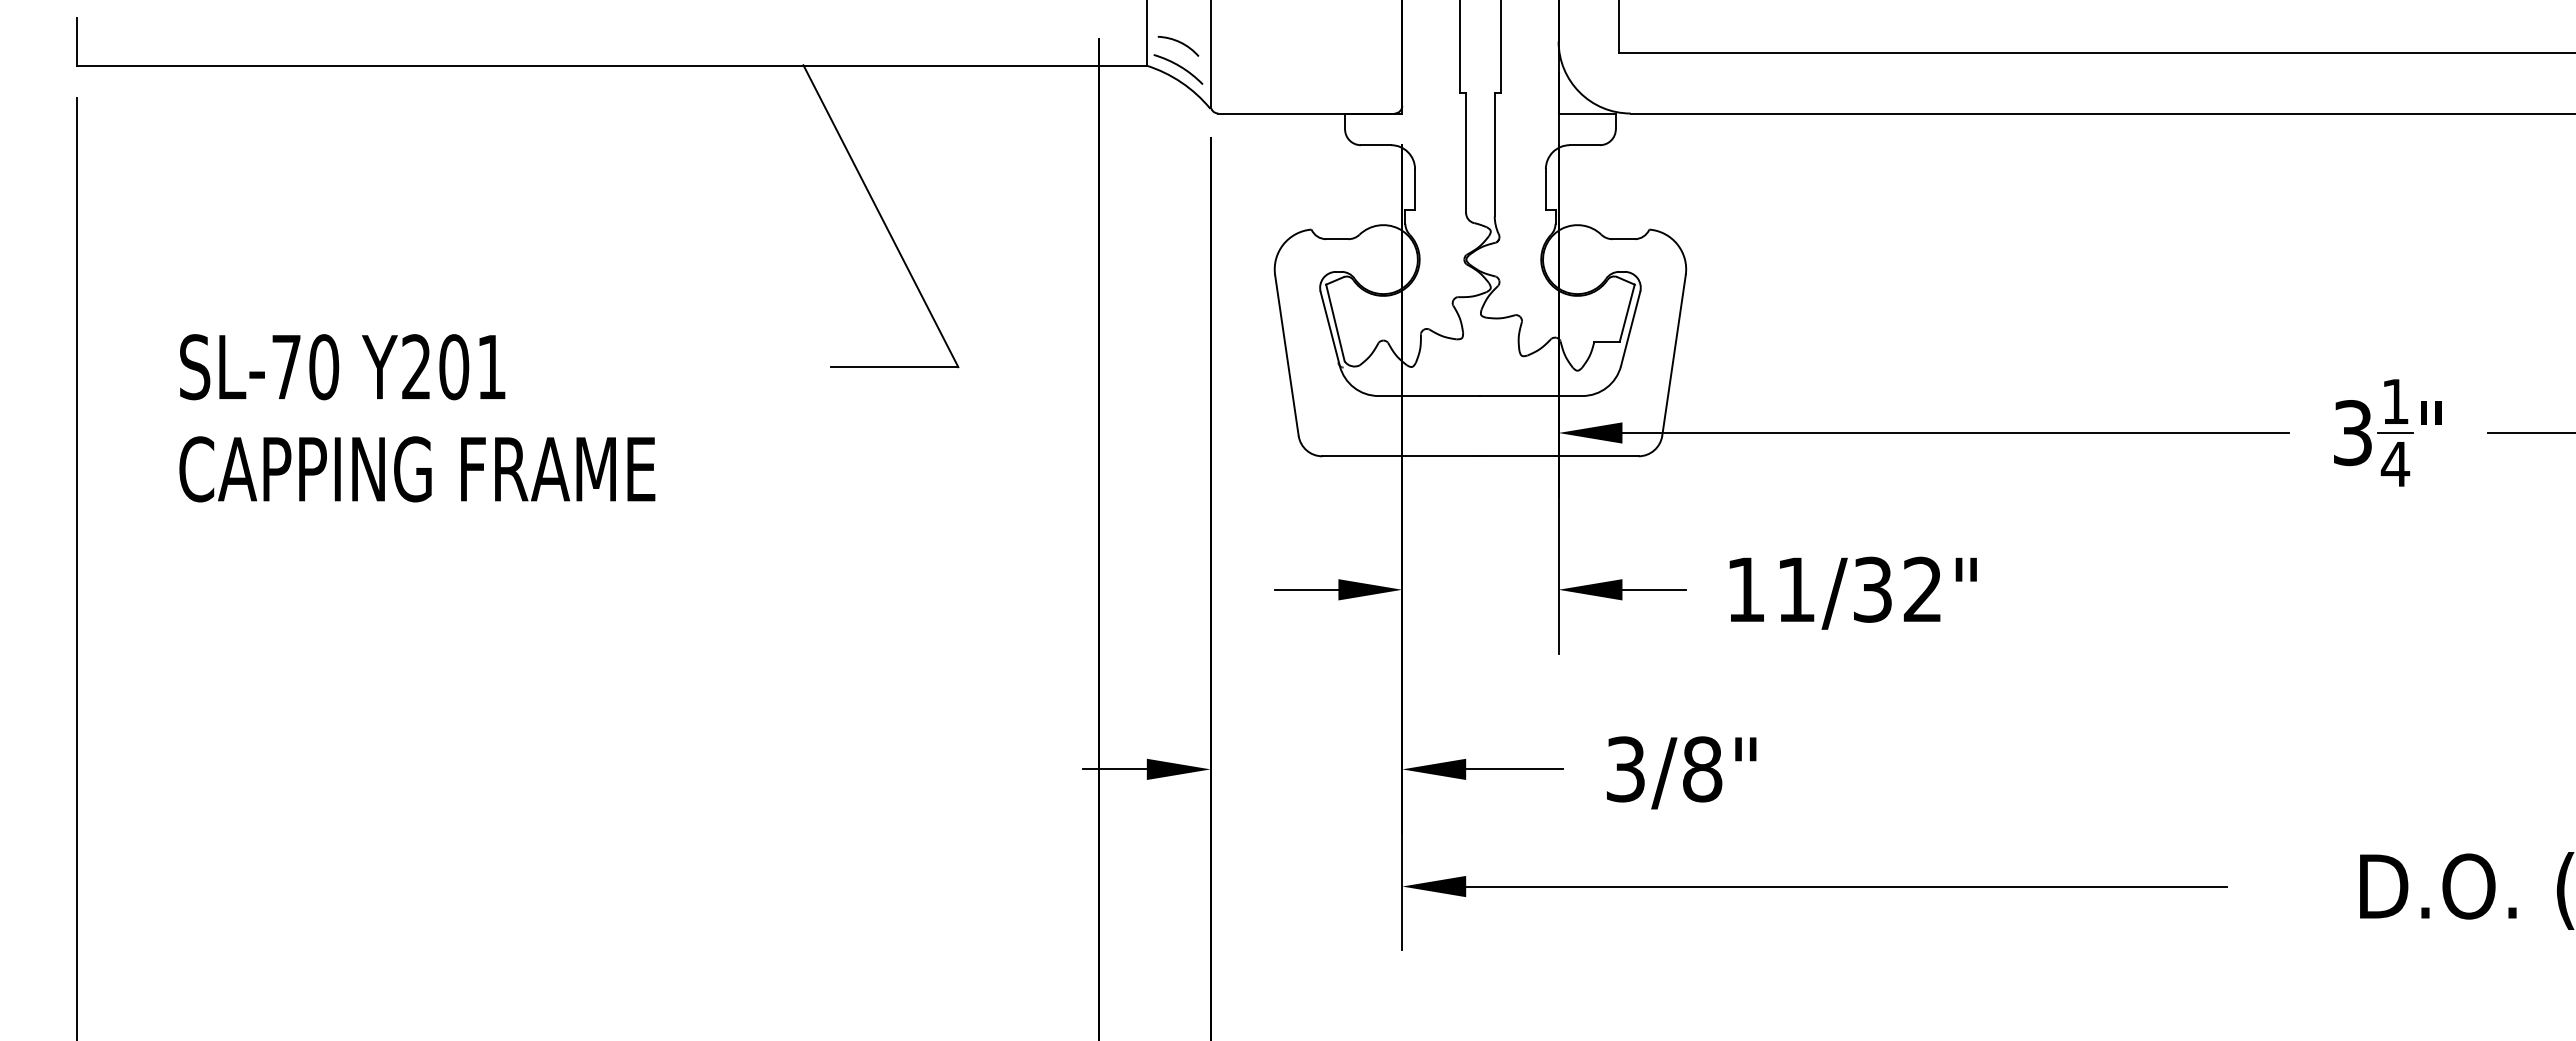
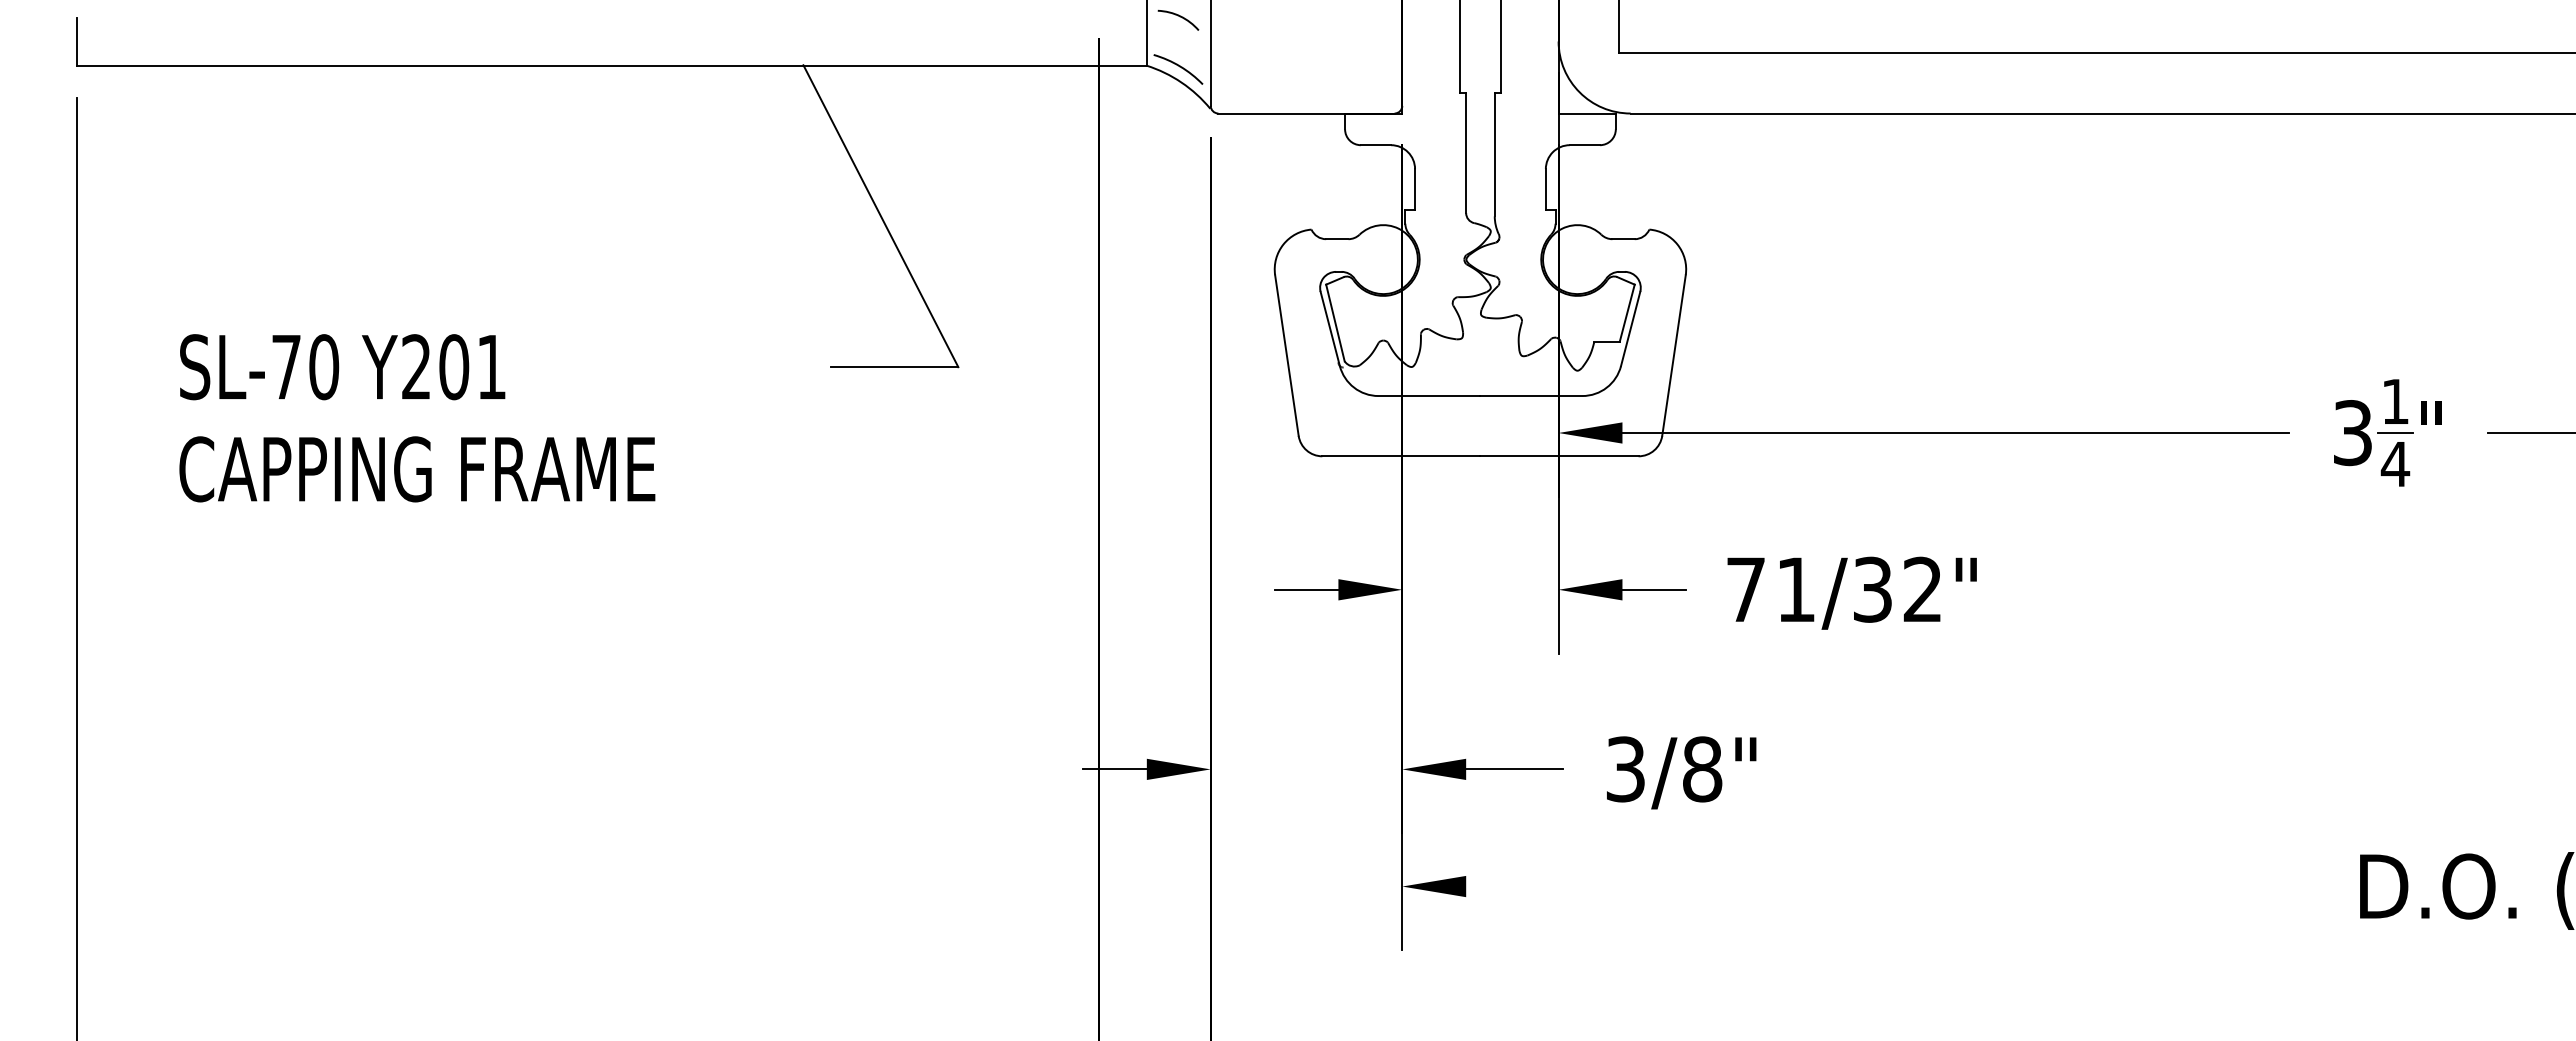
arc position: (1180, 43) -> (1180, 17) (1180, 17)
text: 11/32" -> 71/32" (1745, 589)
line: present -> none (1846, 886)
